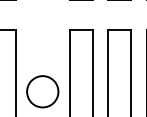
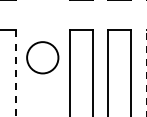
line: solid -> dashed (15, 73)
line: solid -> dashed (146, 73)
circle position: (42, 91) -> (42, 57) (42, 57)
